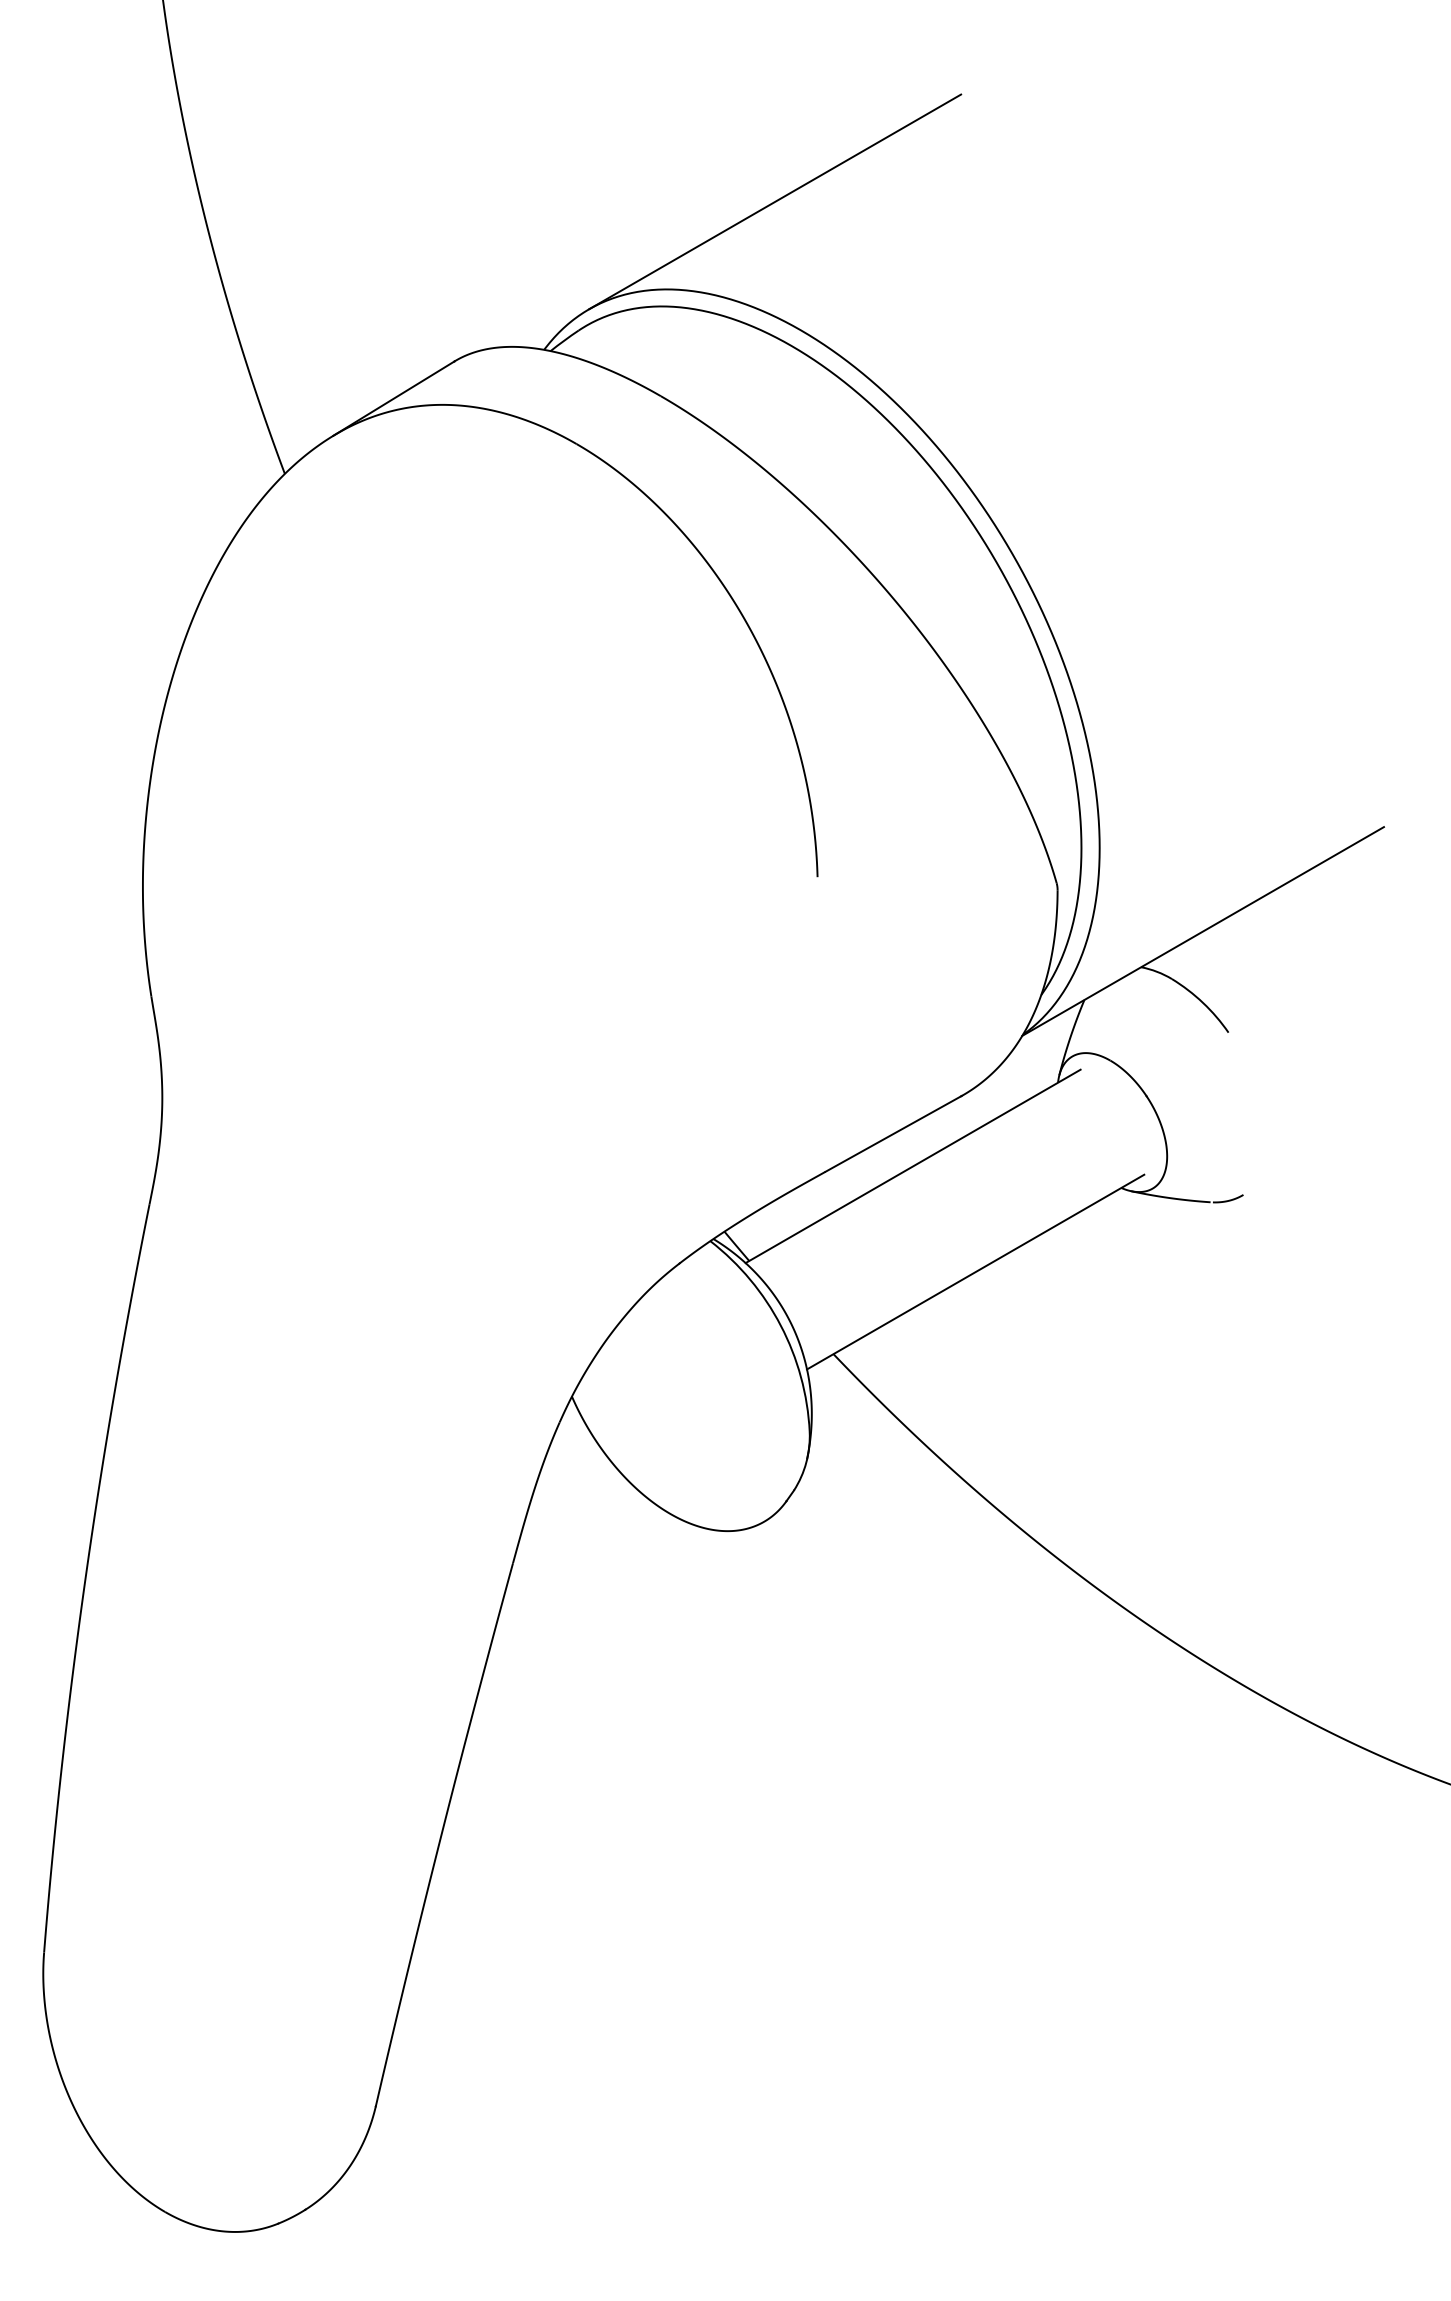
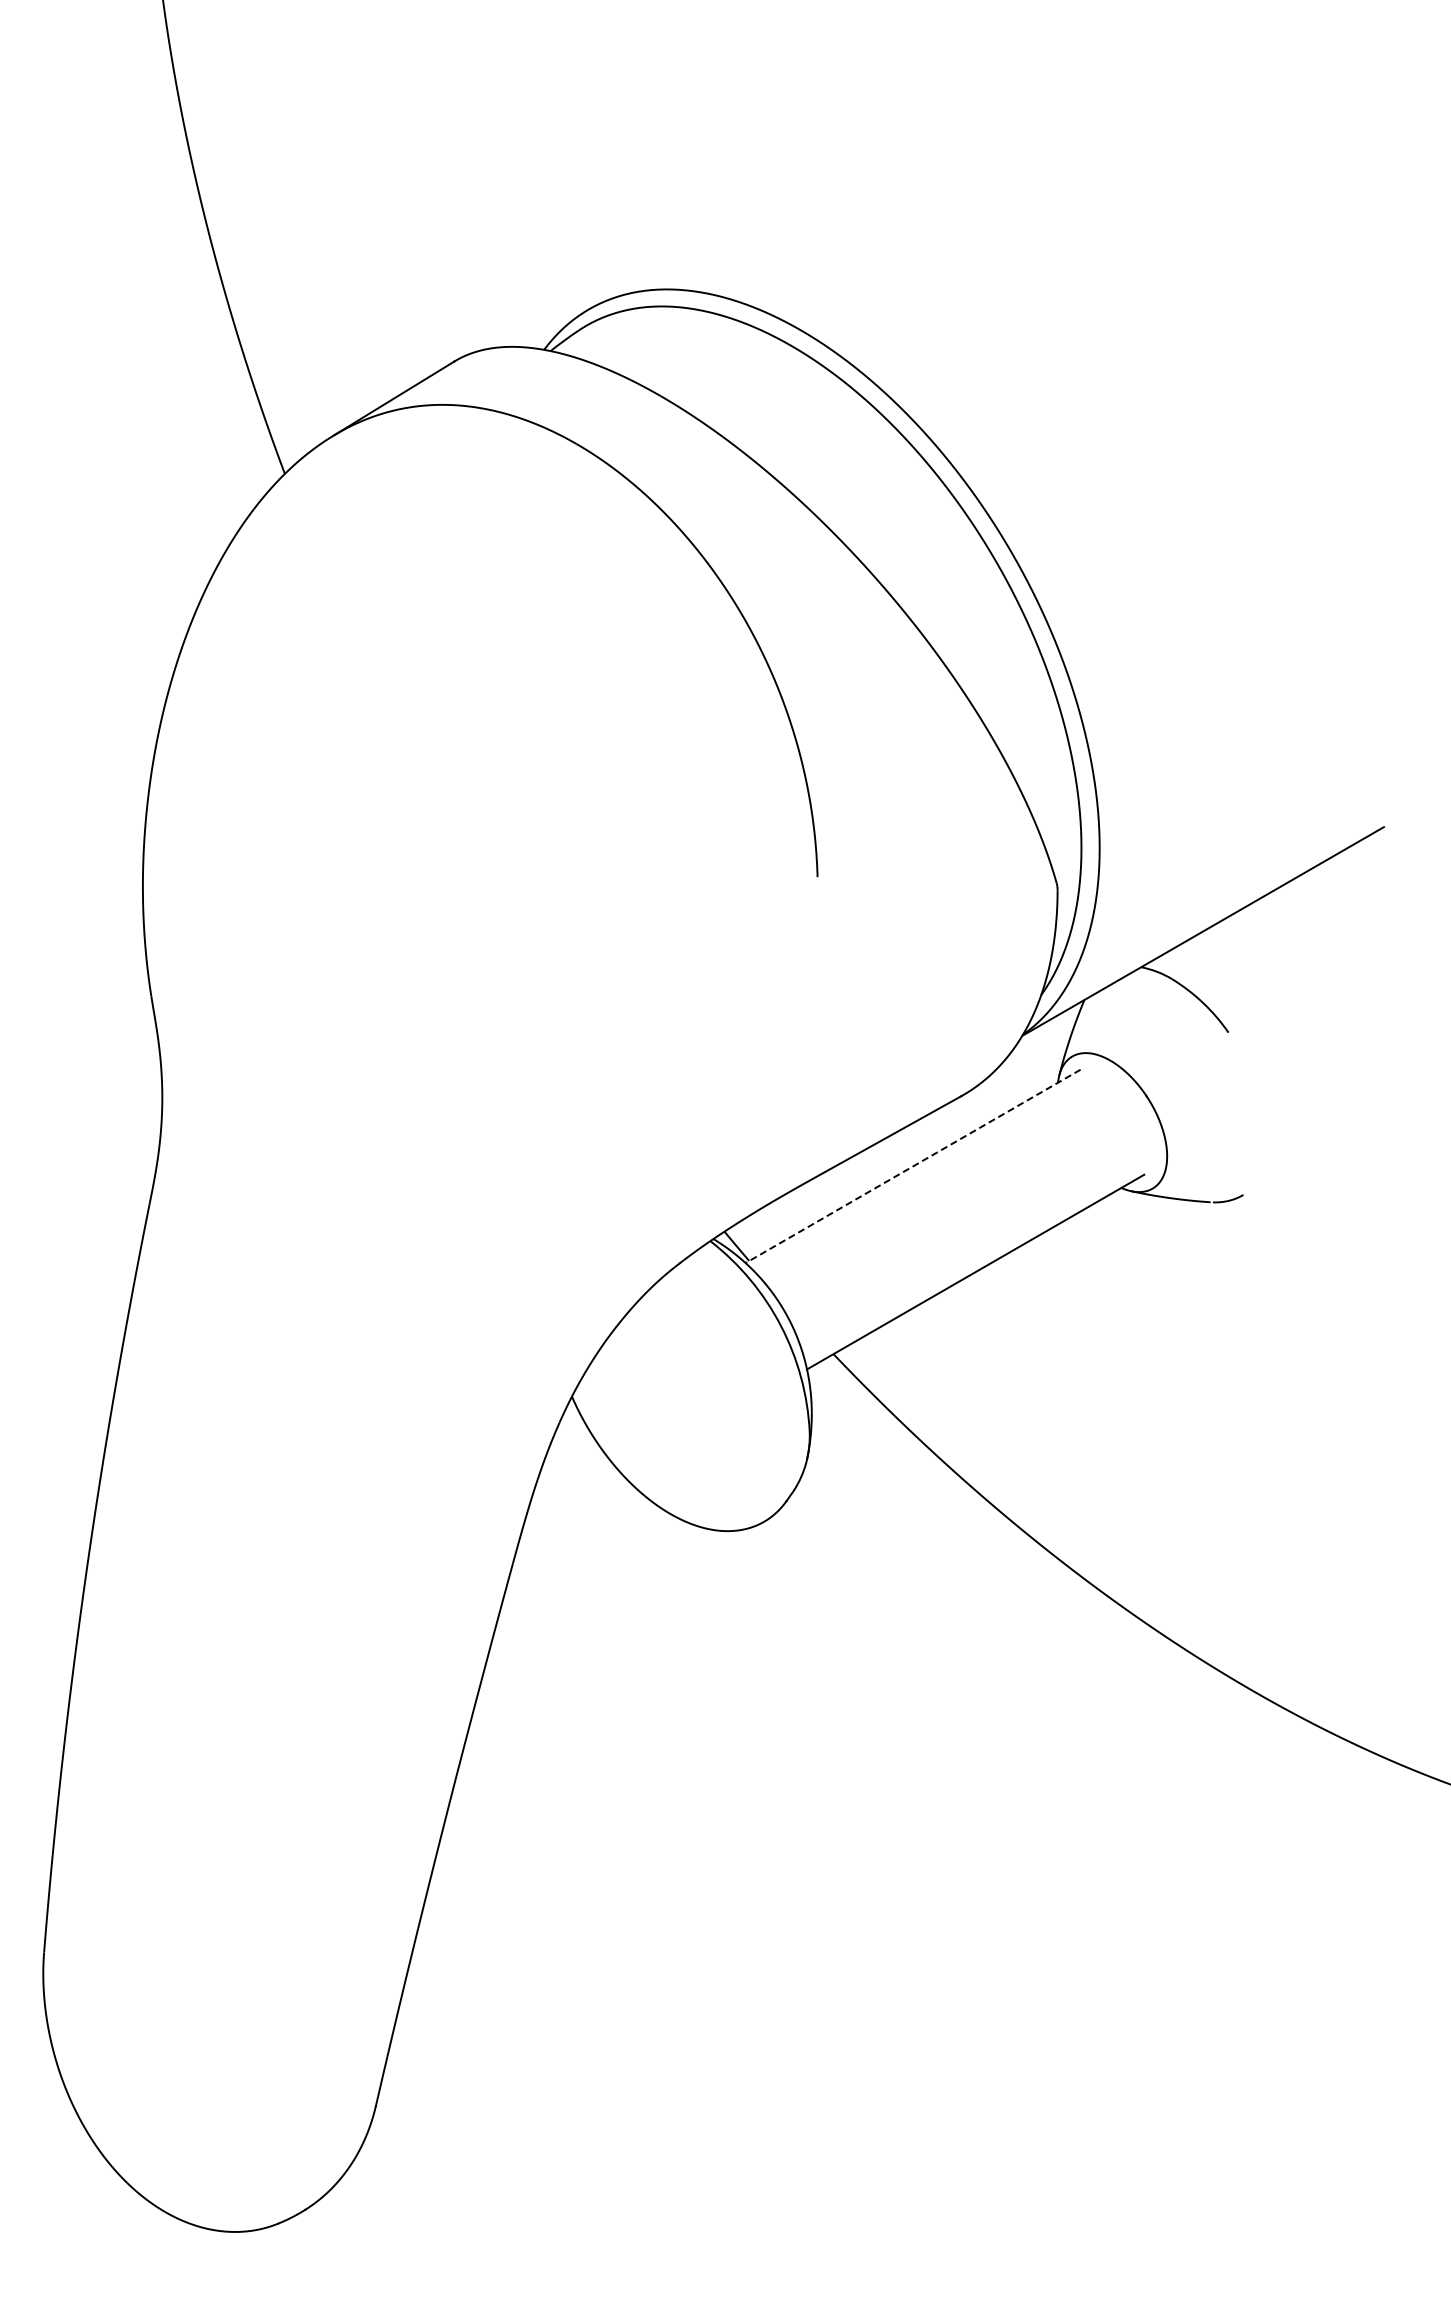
line: present -> none (775, 201)
line: solid -> dashed (912, 1166)
